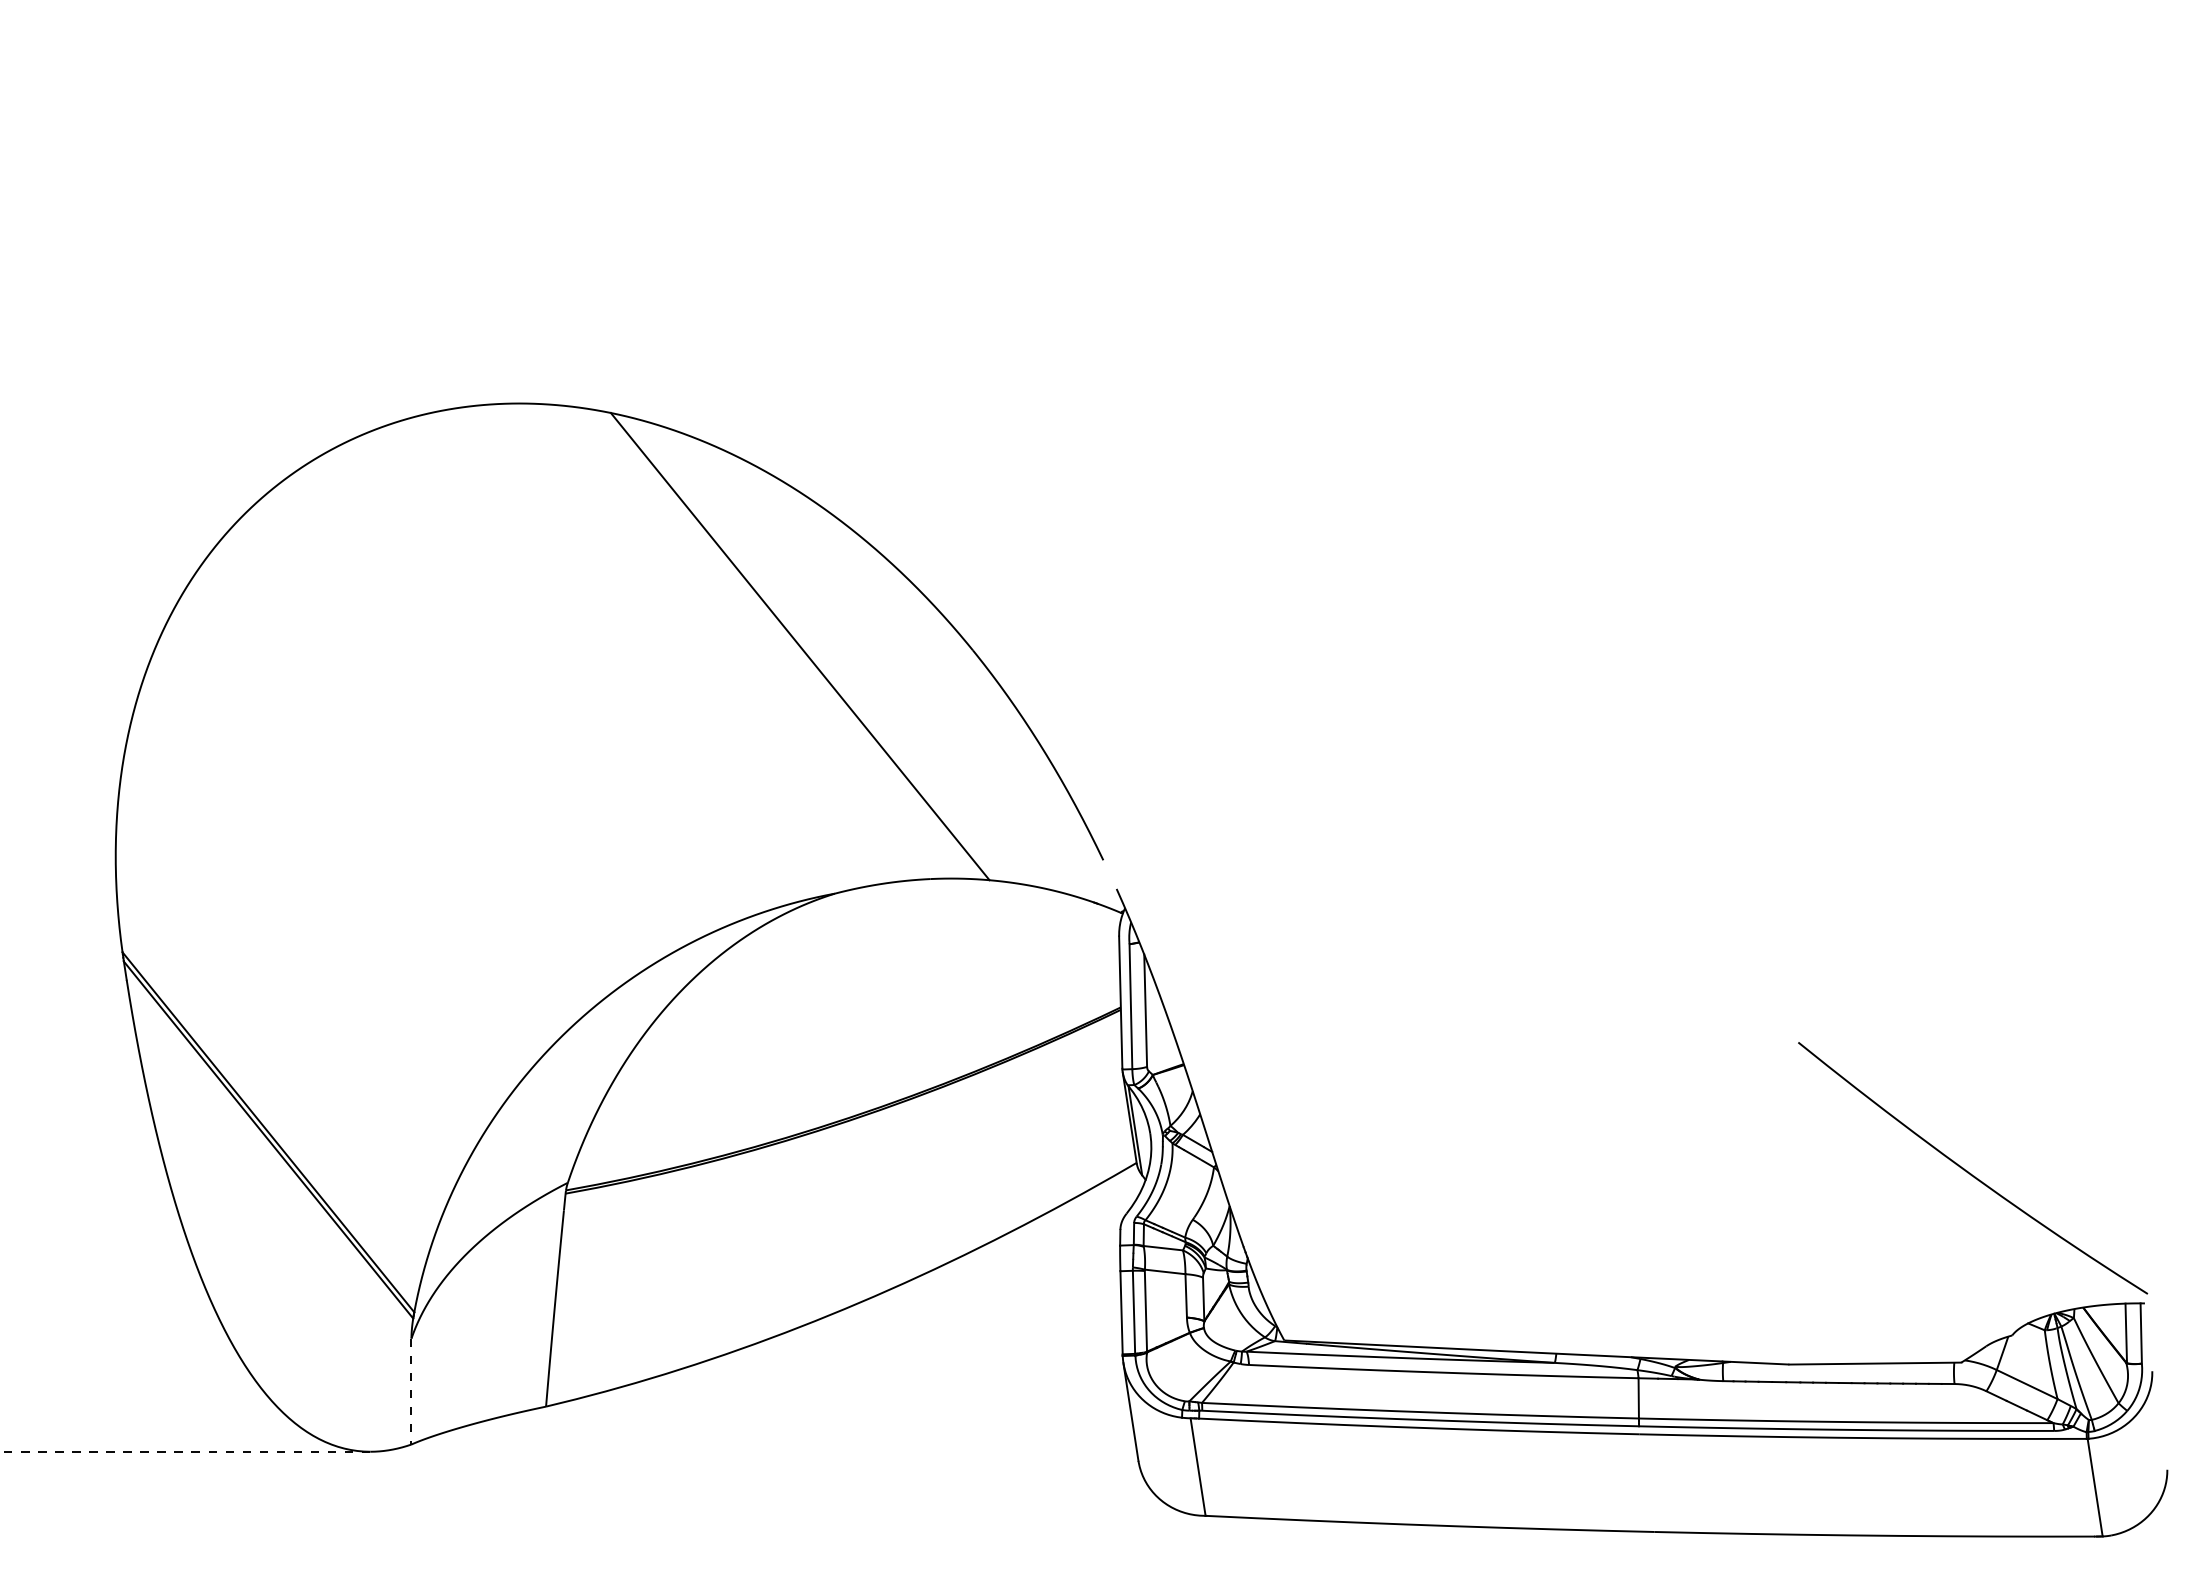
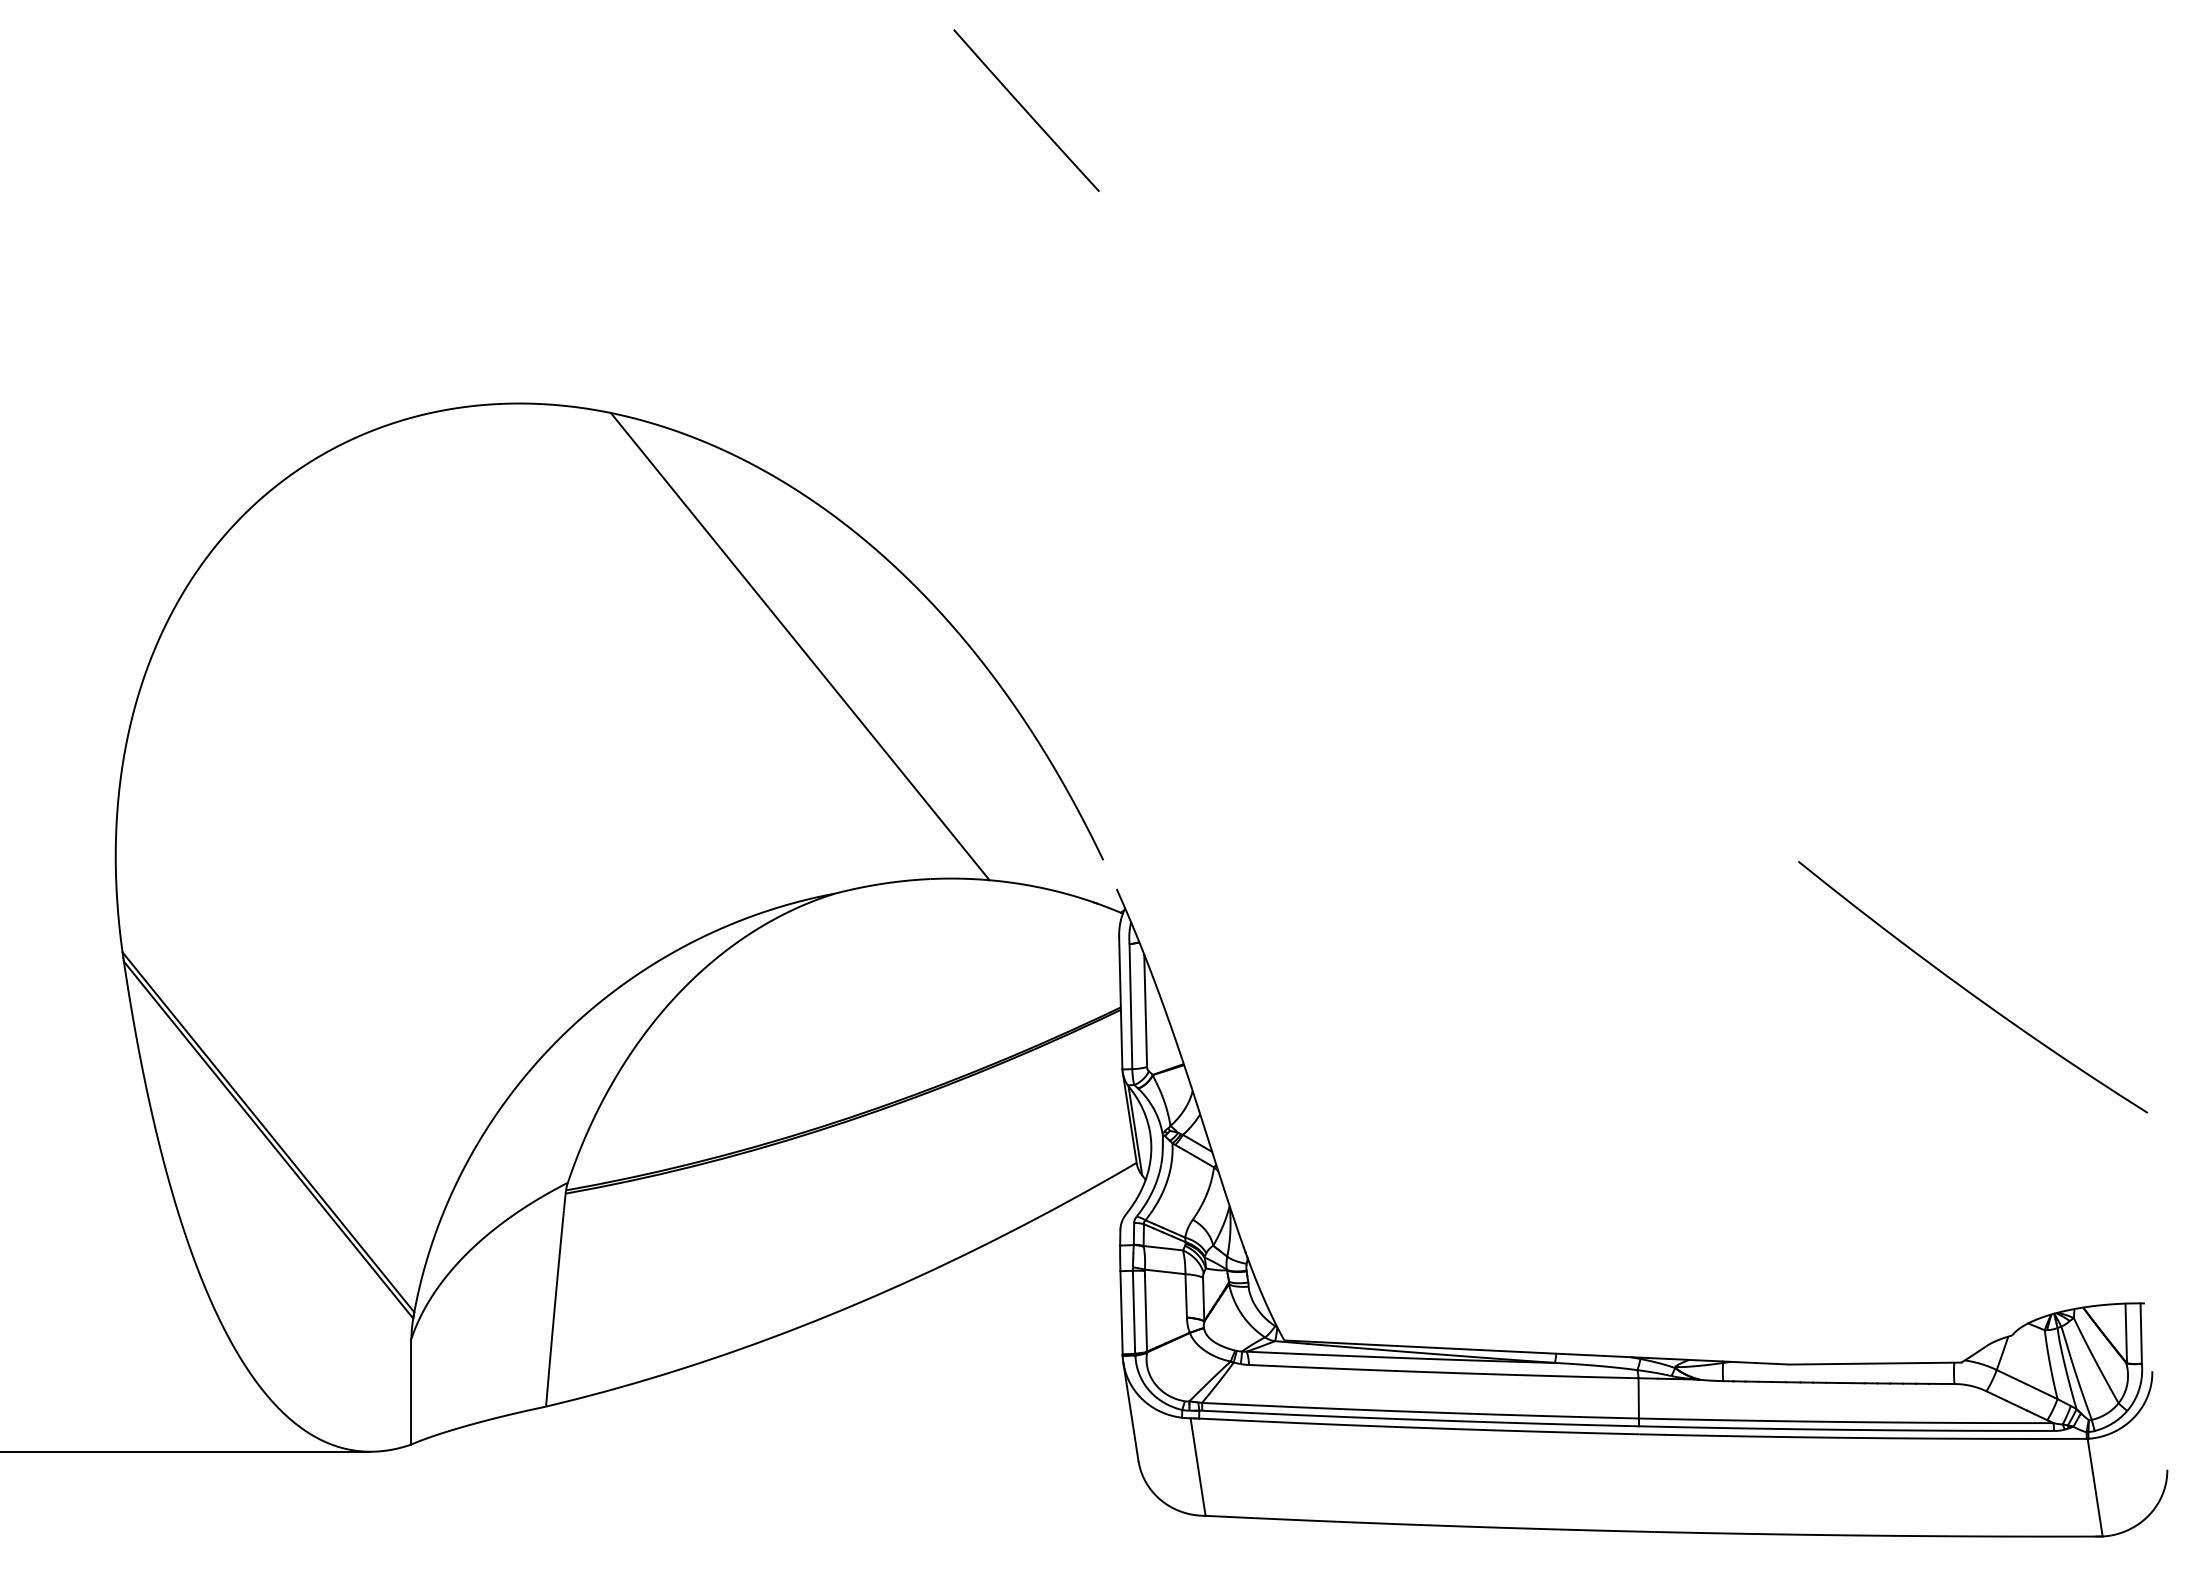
line: none -> present (1026, 110)
curve position: (1971, 1173) -> (1971, 992) (1971, 992)
line: dashed -> solid (411, 1391)
line: dashed -> solid (185, 1451)
